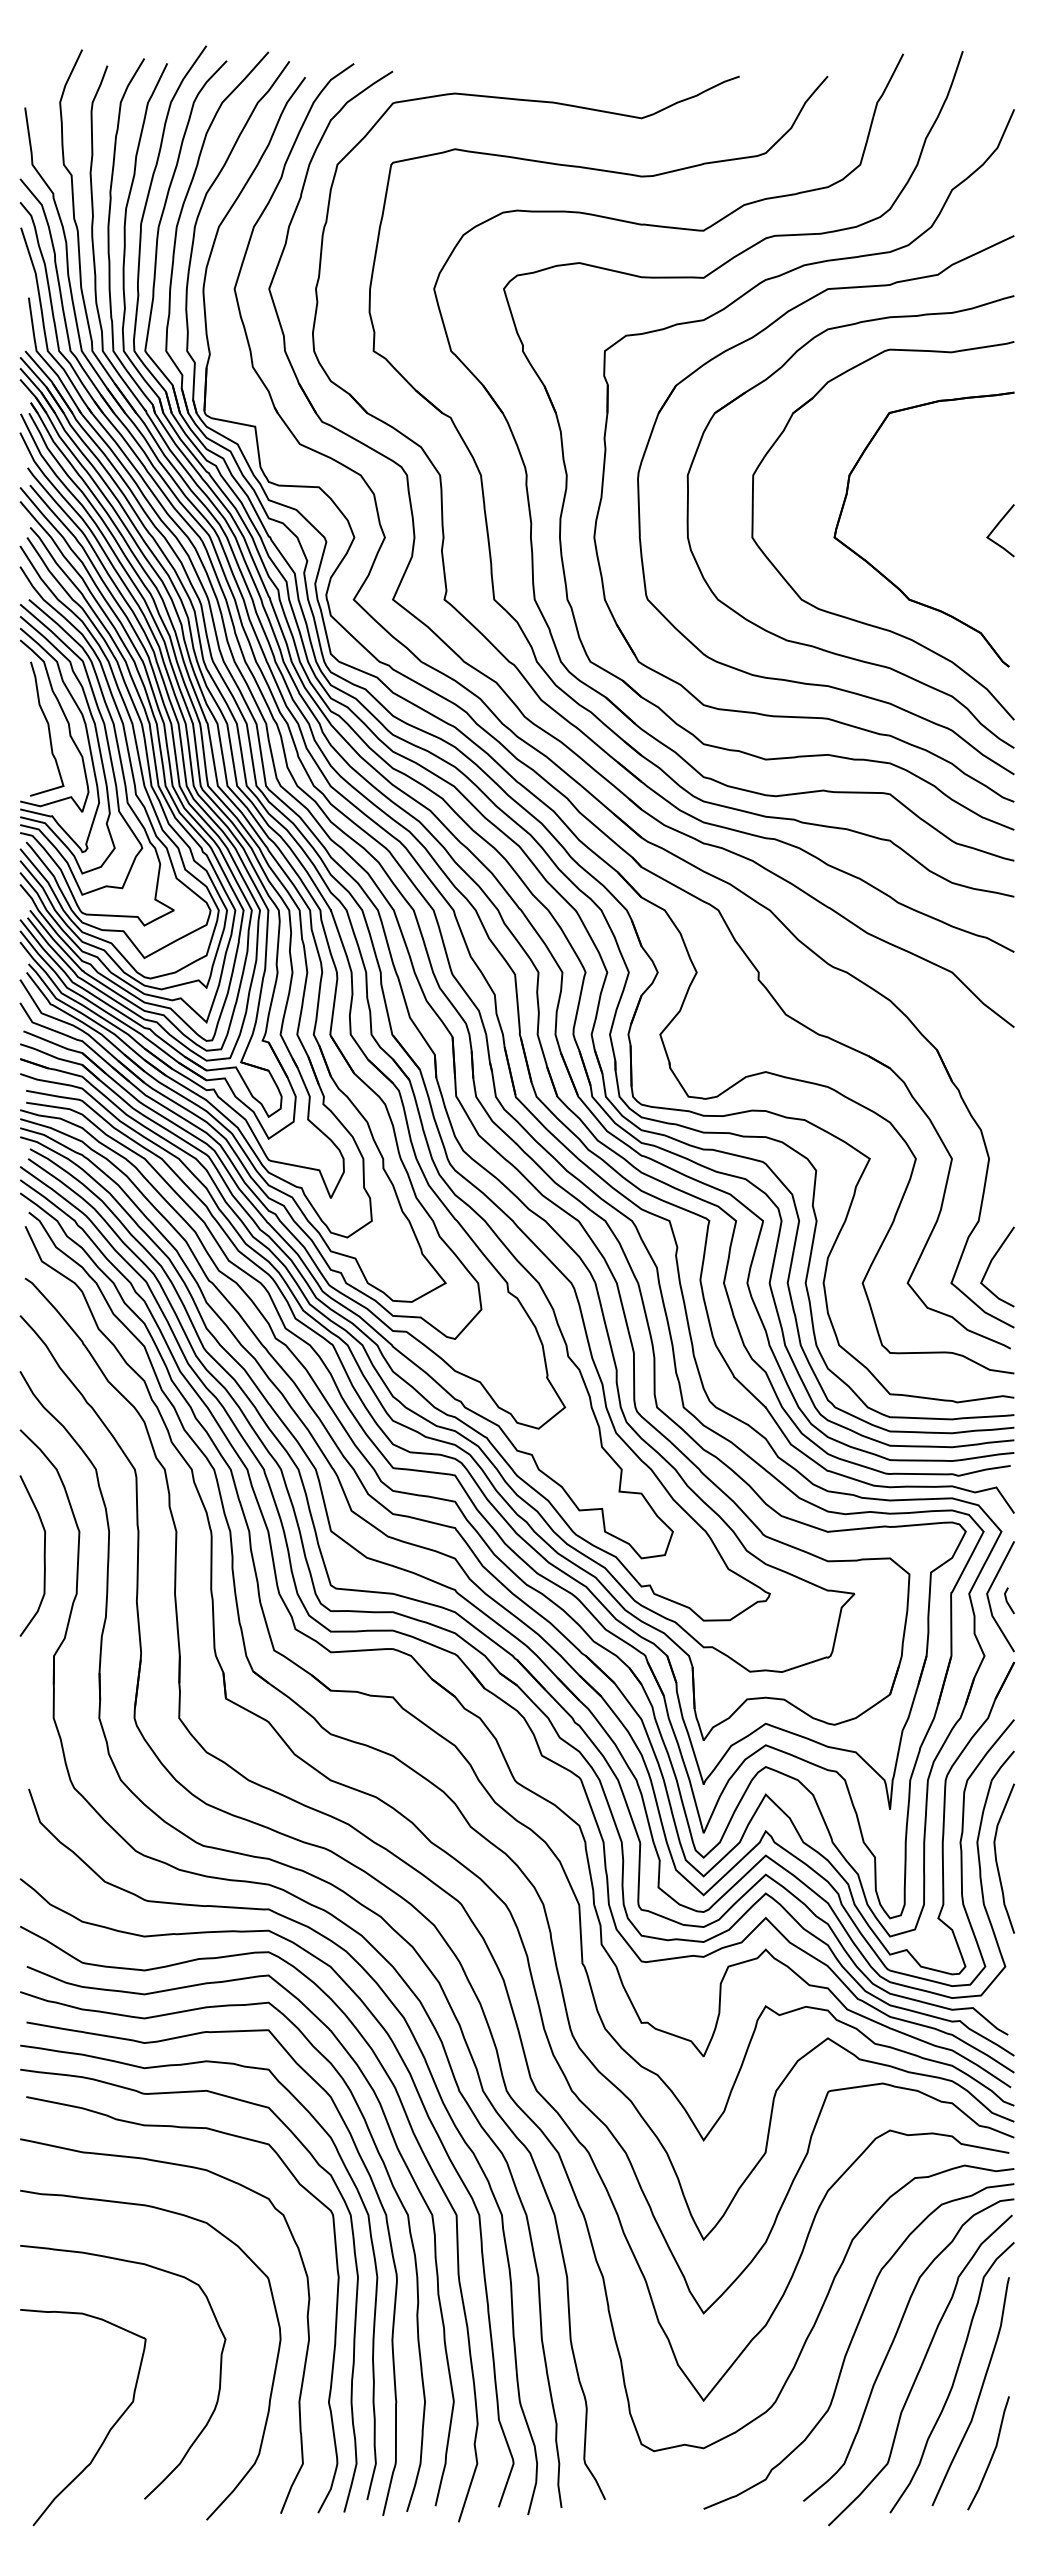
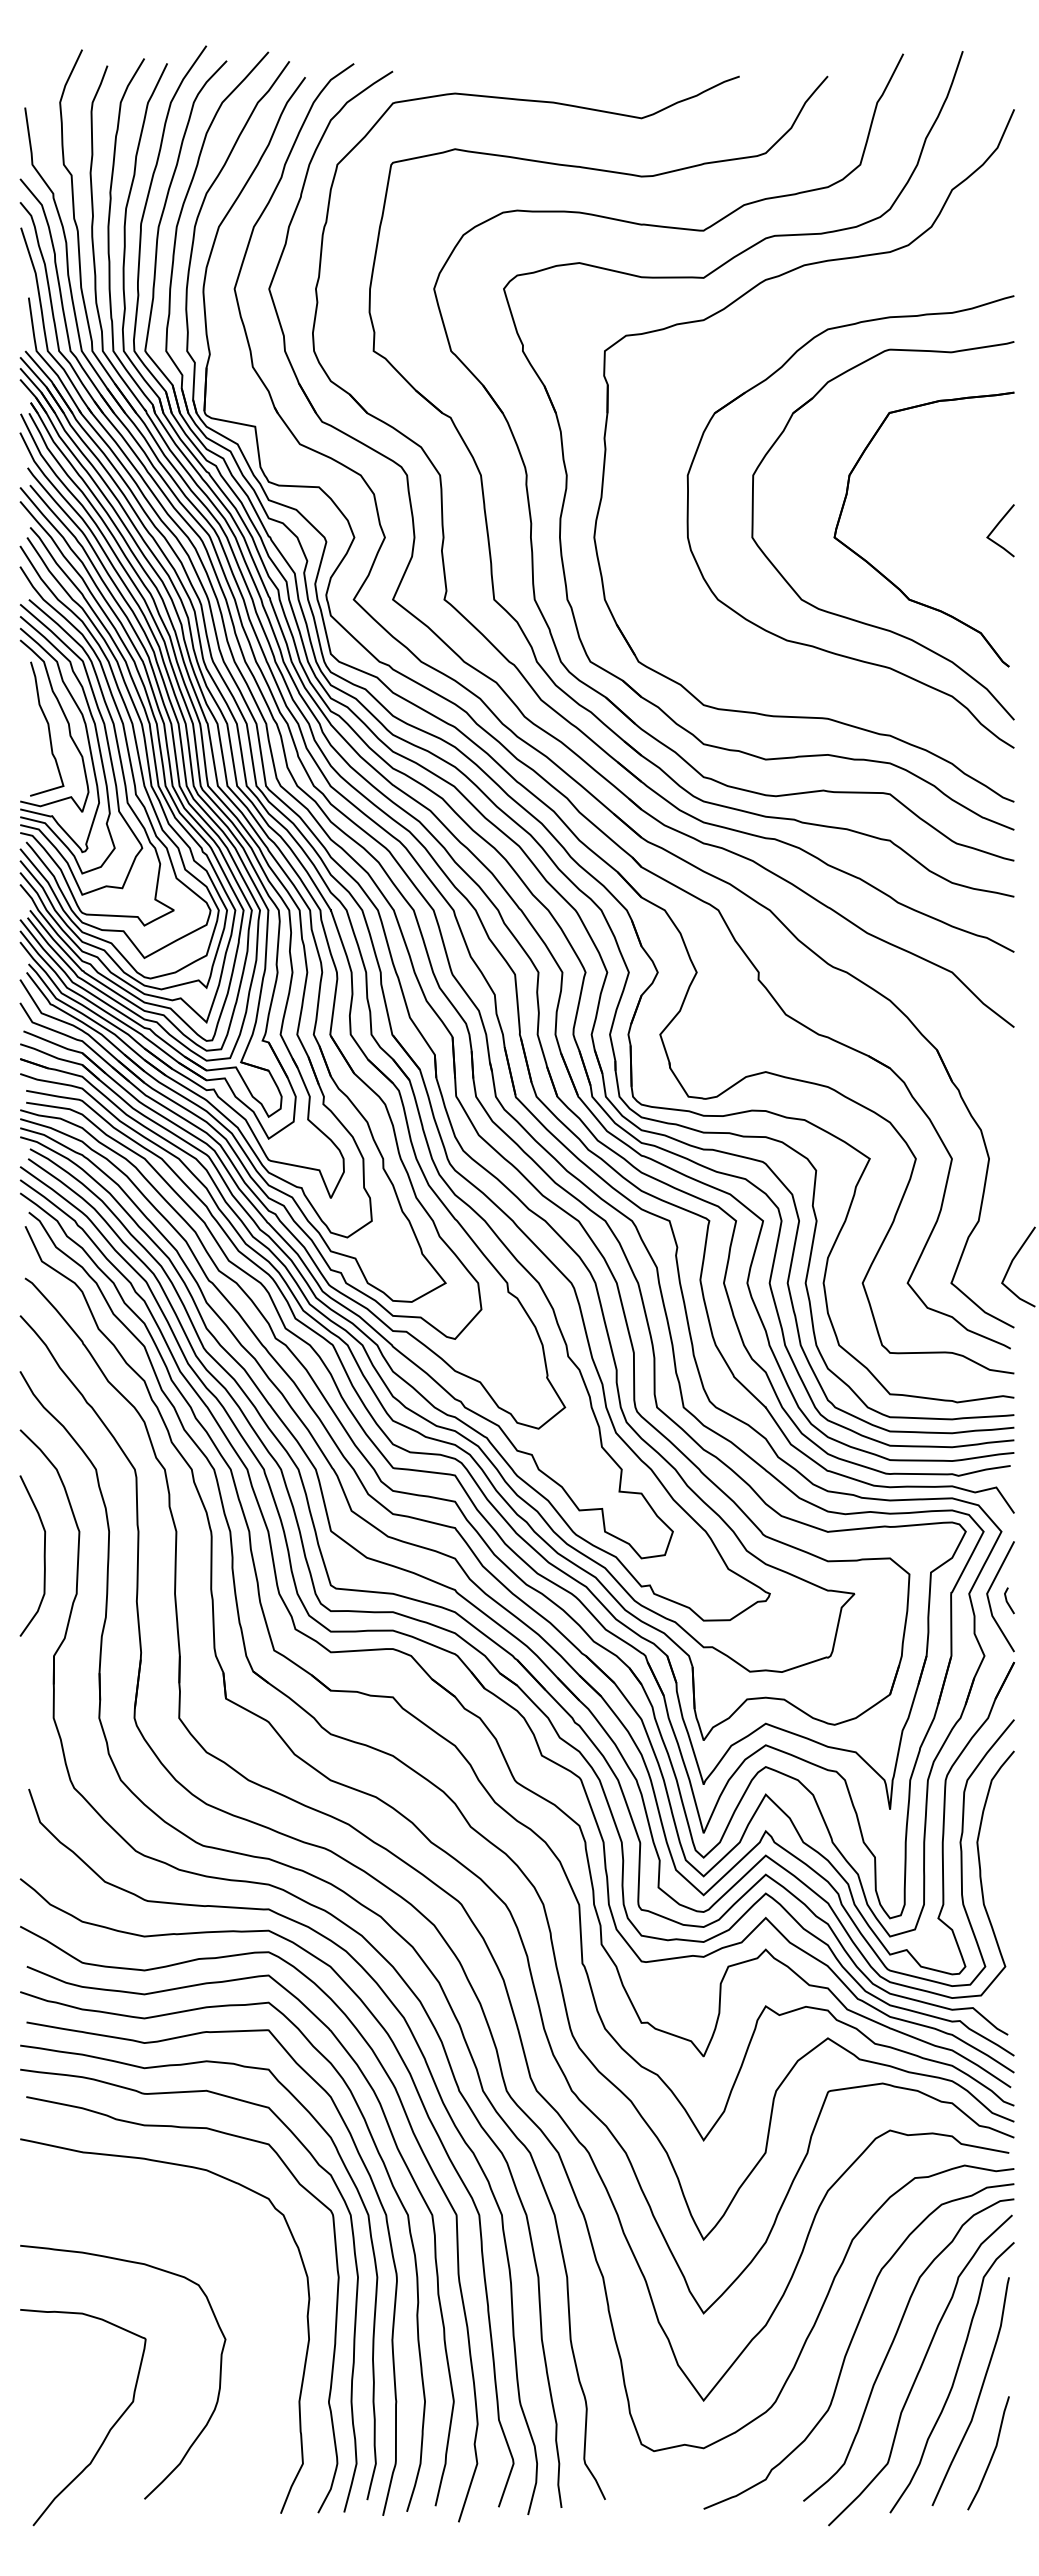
part: present -> none (794, 680)
line position: (991, 1263) -> (1012, 1263) (1012, 1263)
curve: present -> none (997, 1860)
curve: present -> none (273, 2373)
